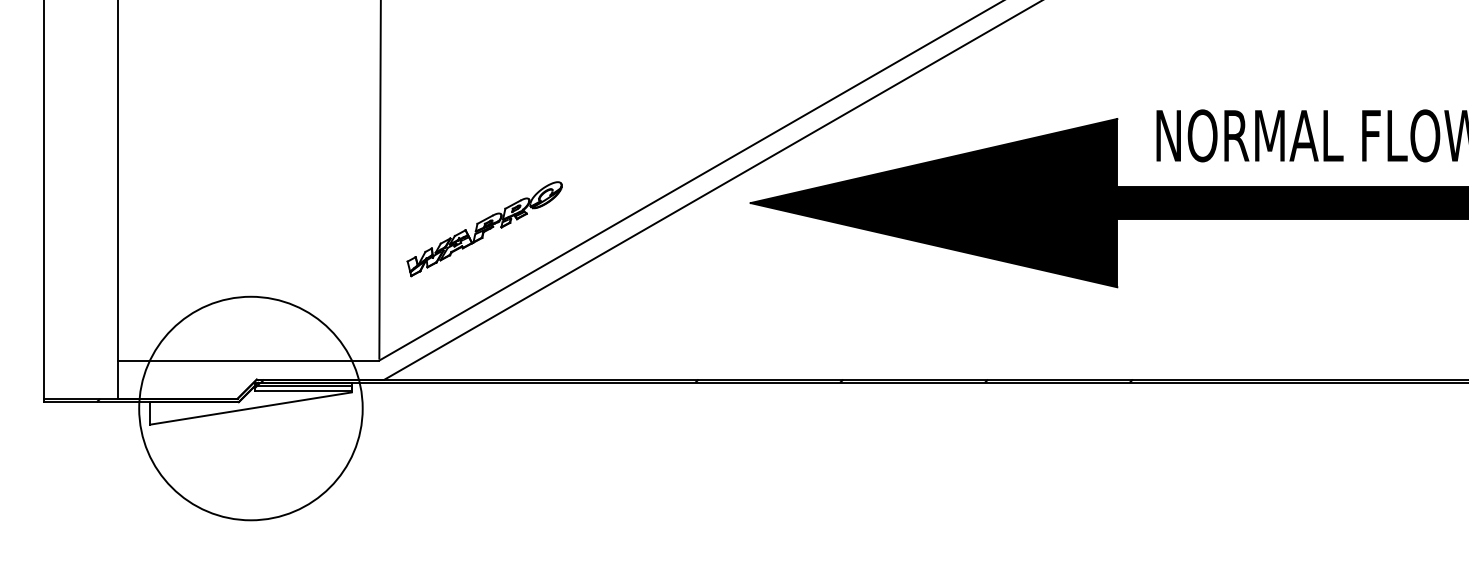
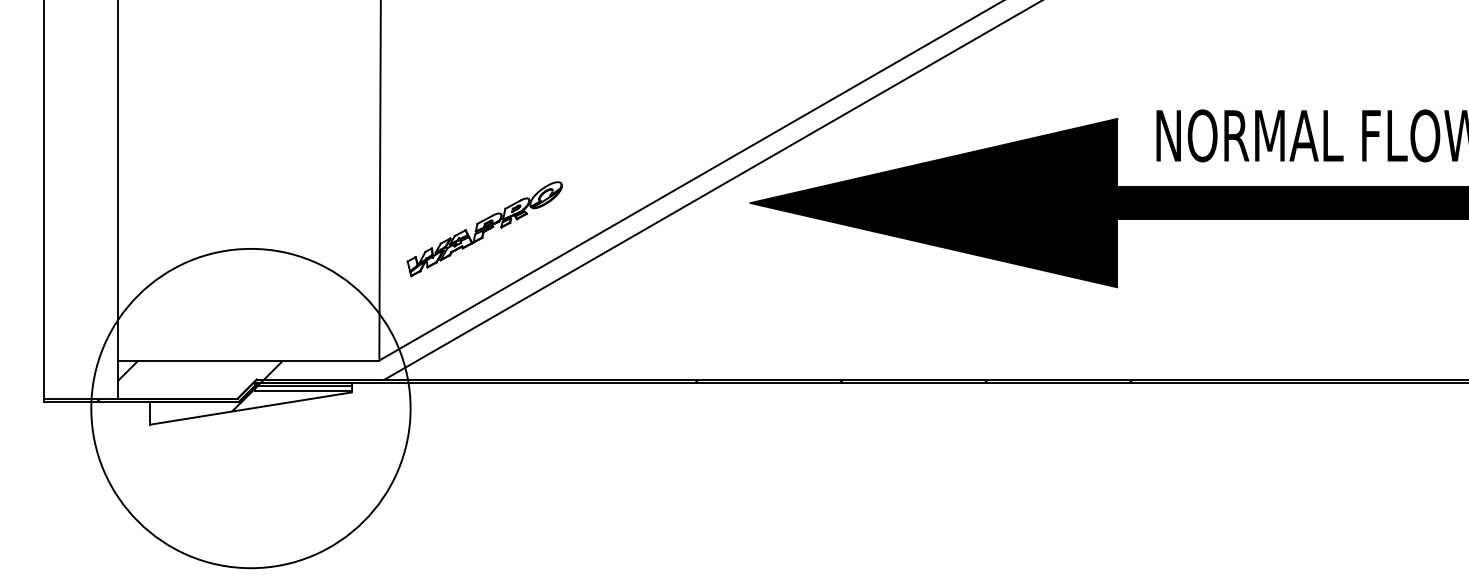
hatch: none -> present (200, 370)
hatch: none -> present (244, 398)
circle diameter: 224 px -> 319 px (250, 408)
